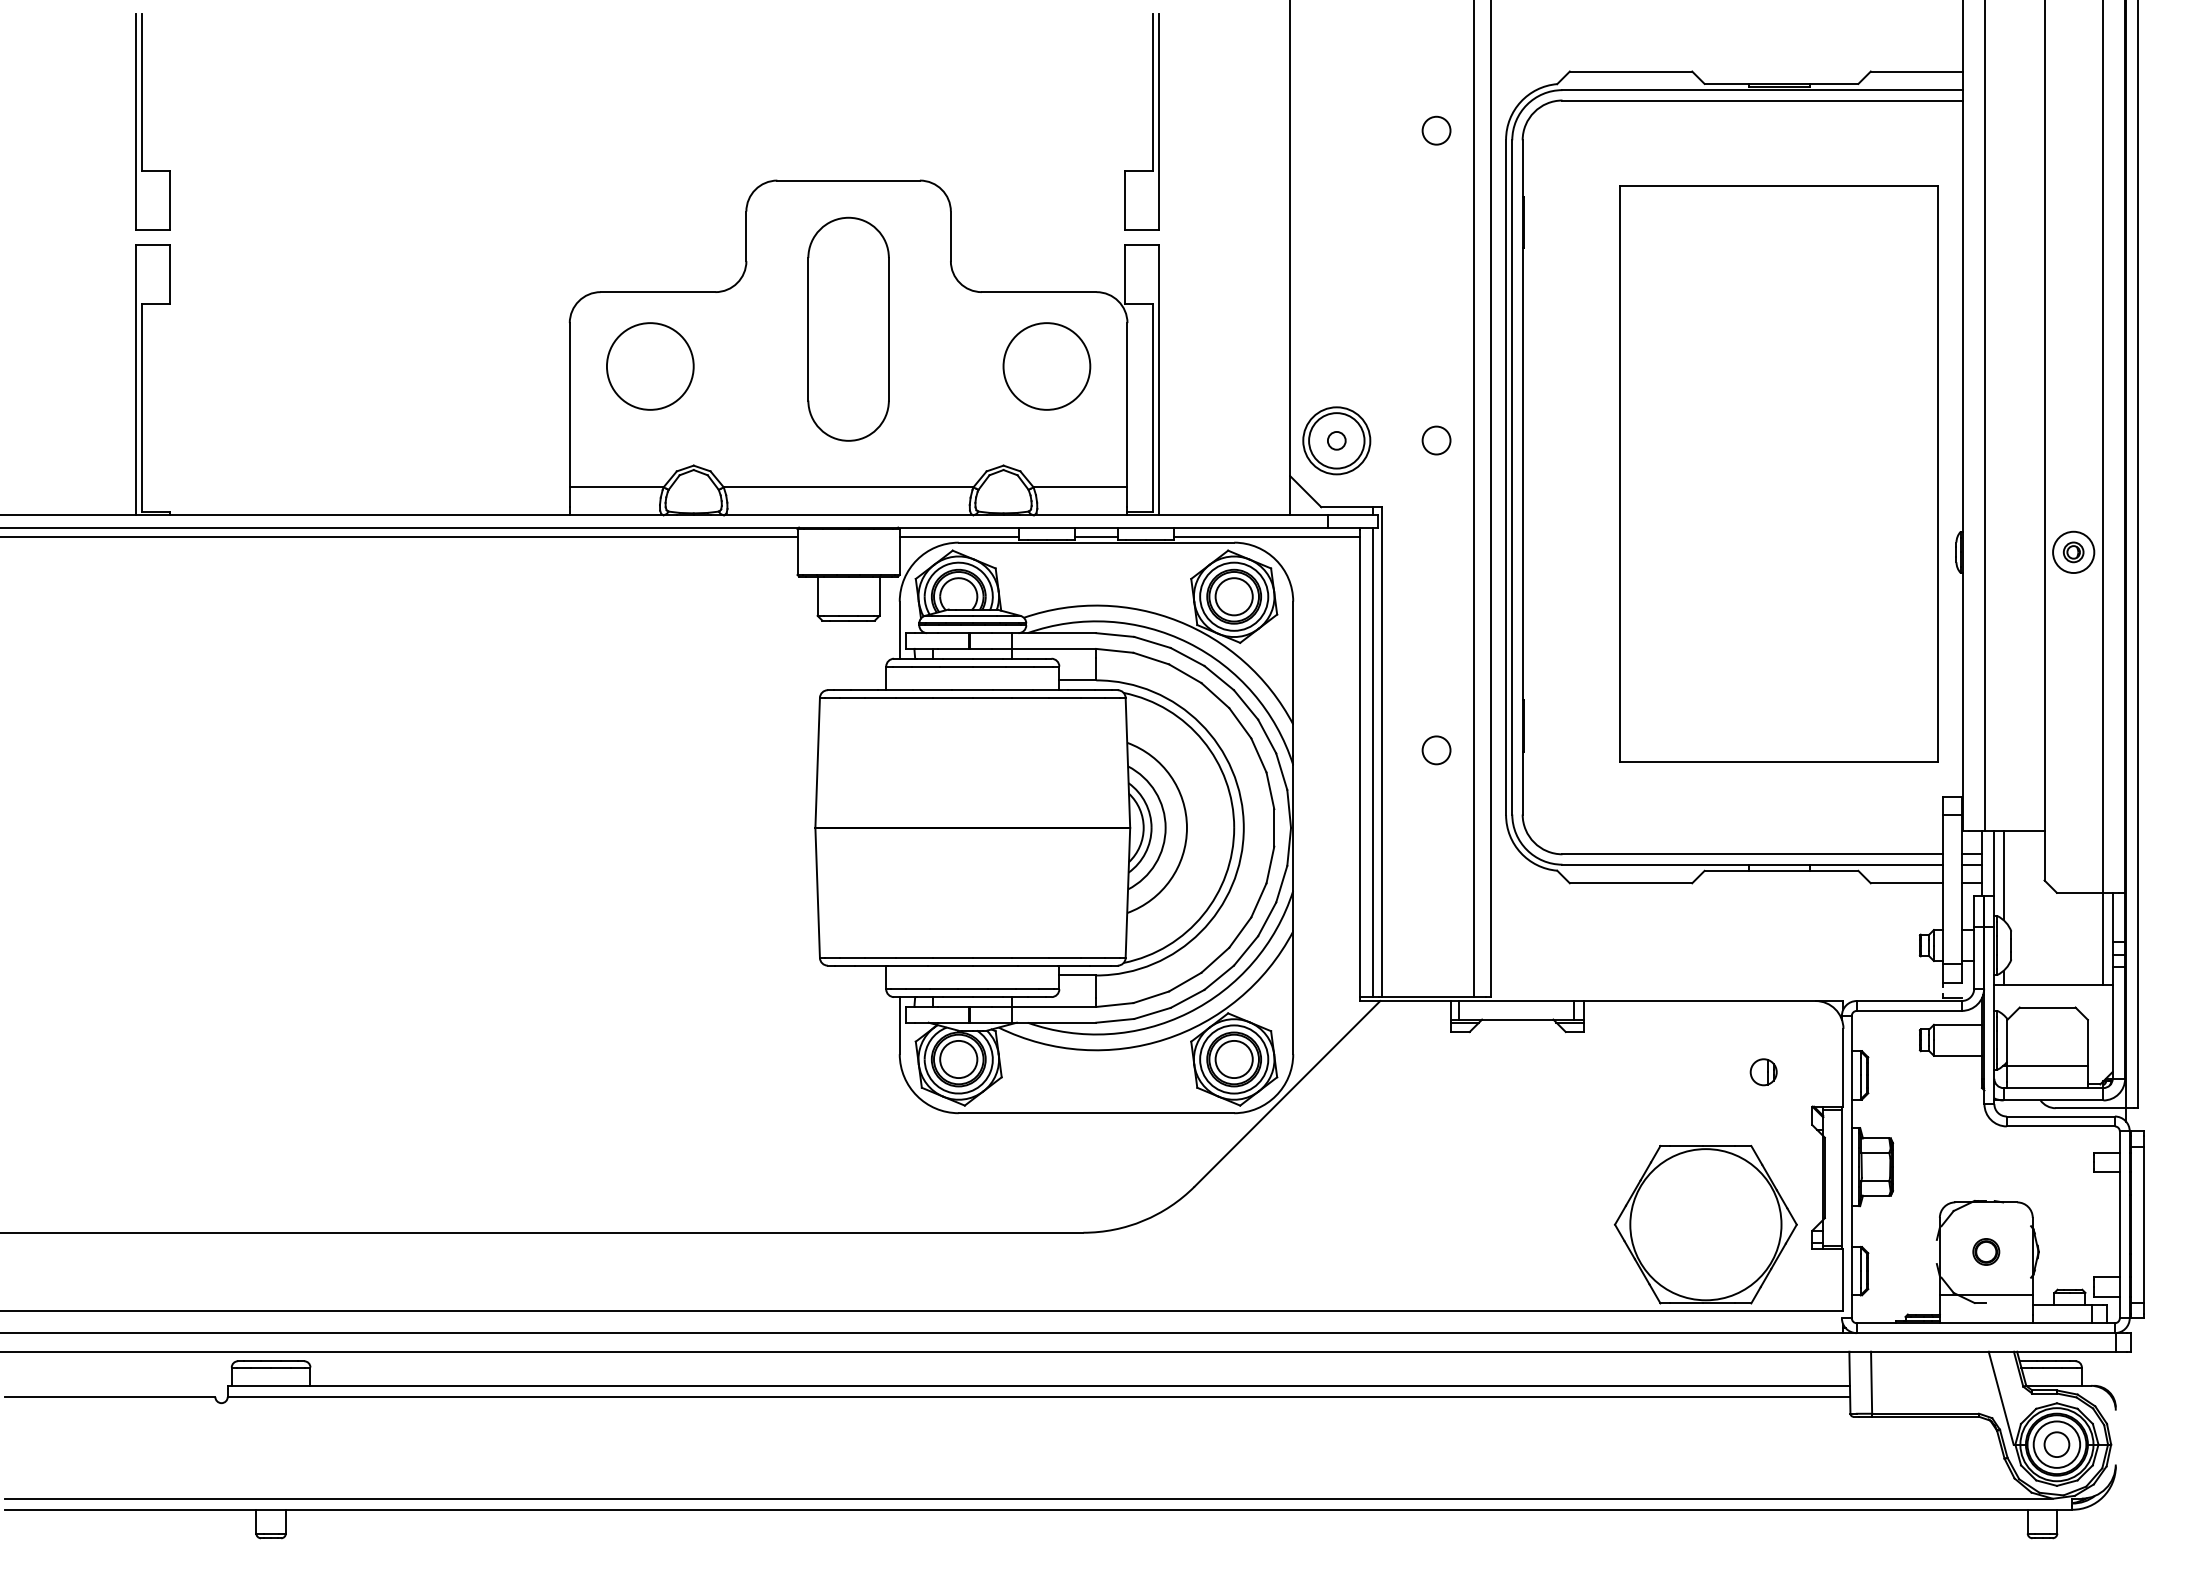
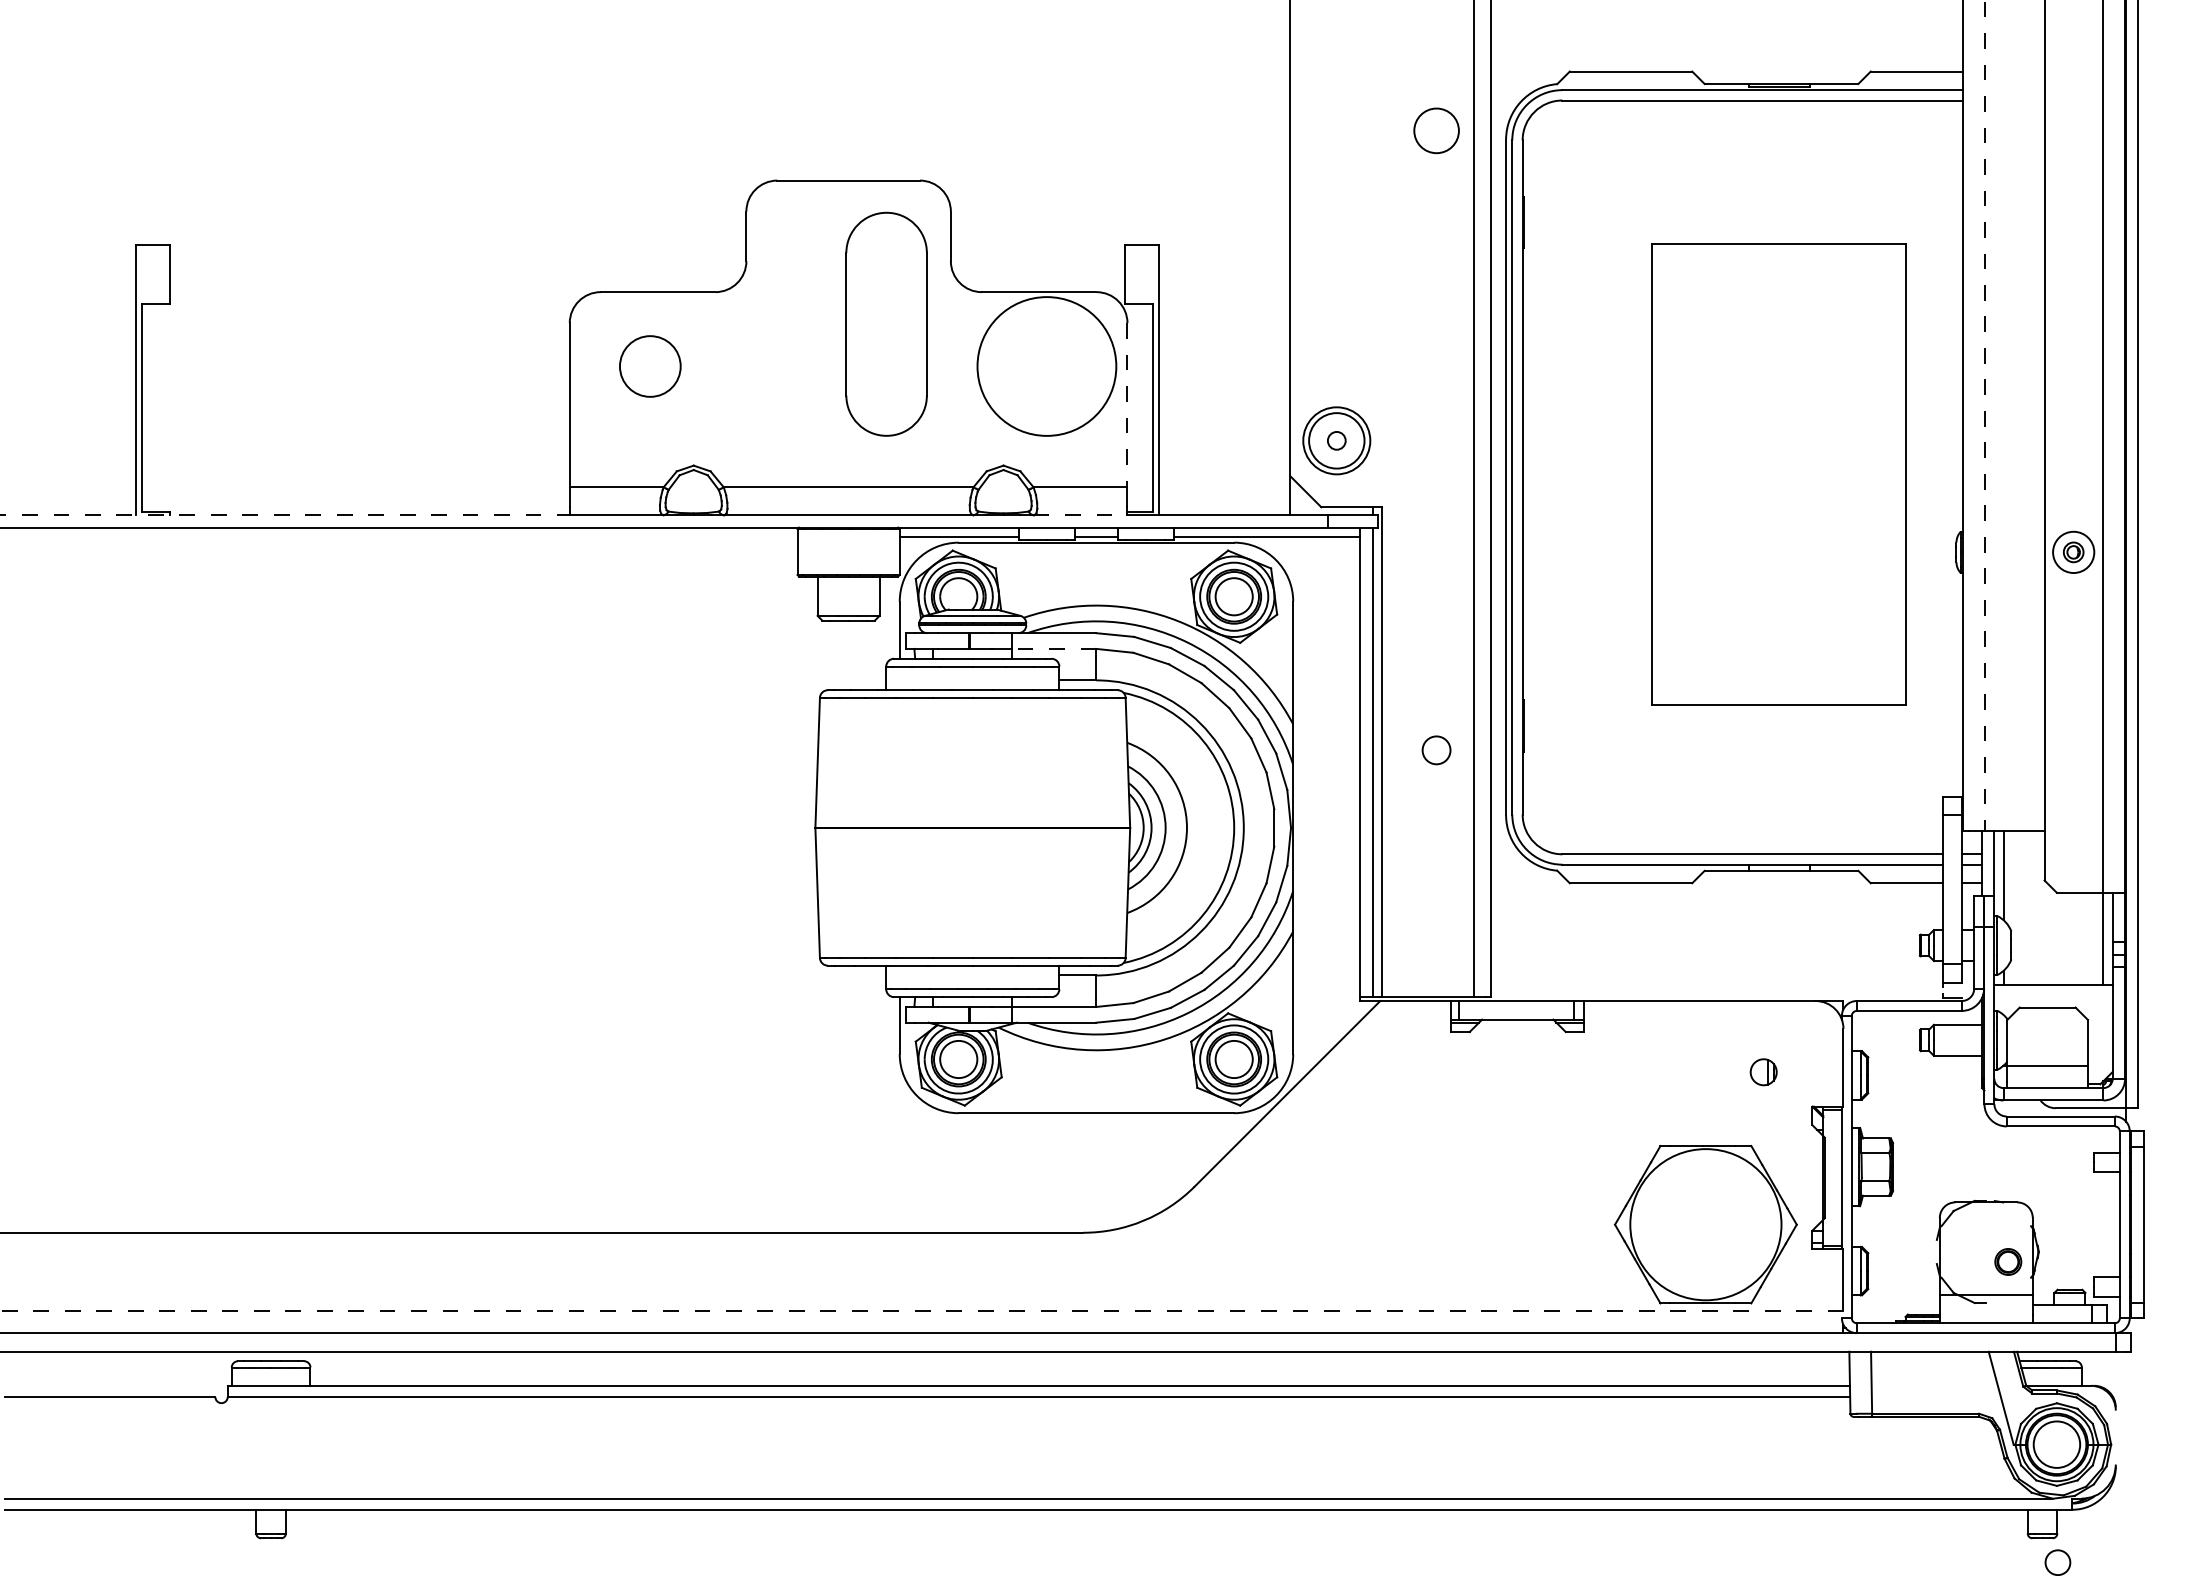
part: present -> none (142, 121)
part: present -> none (1152, 121)
circle size: 31x31 px -> 47x48 px (1436, 130)
part position: (848, 328) -> (886, 323) (886, 323)
circle diameter: 87 px -> 61 px (649, 366)
circle diameter: 87 px -> 139 px (1046, 366)
line: solid -> dashed (1127, 405)
line: solid -> dashed (1985, 415)
circle: present -> none (1436, 440)
part size: 320x578 px -> 256x463 px (1778, 474)
line: solid -> dashed (284, 515)
line: solid -> dashed (1080, 515)
line: present -> none (399, 536)
line: solid -> dashed (1053, 648)
part position: (1986, 1251) -> (2008, 1261) (2008, 1261)
line: solid -> dashed (921, 1311)
circle position: (2056, 1444) -> (2057, 1562) (2057, 1562)
